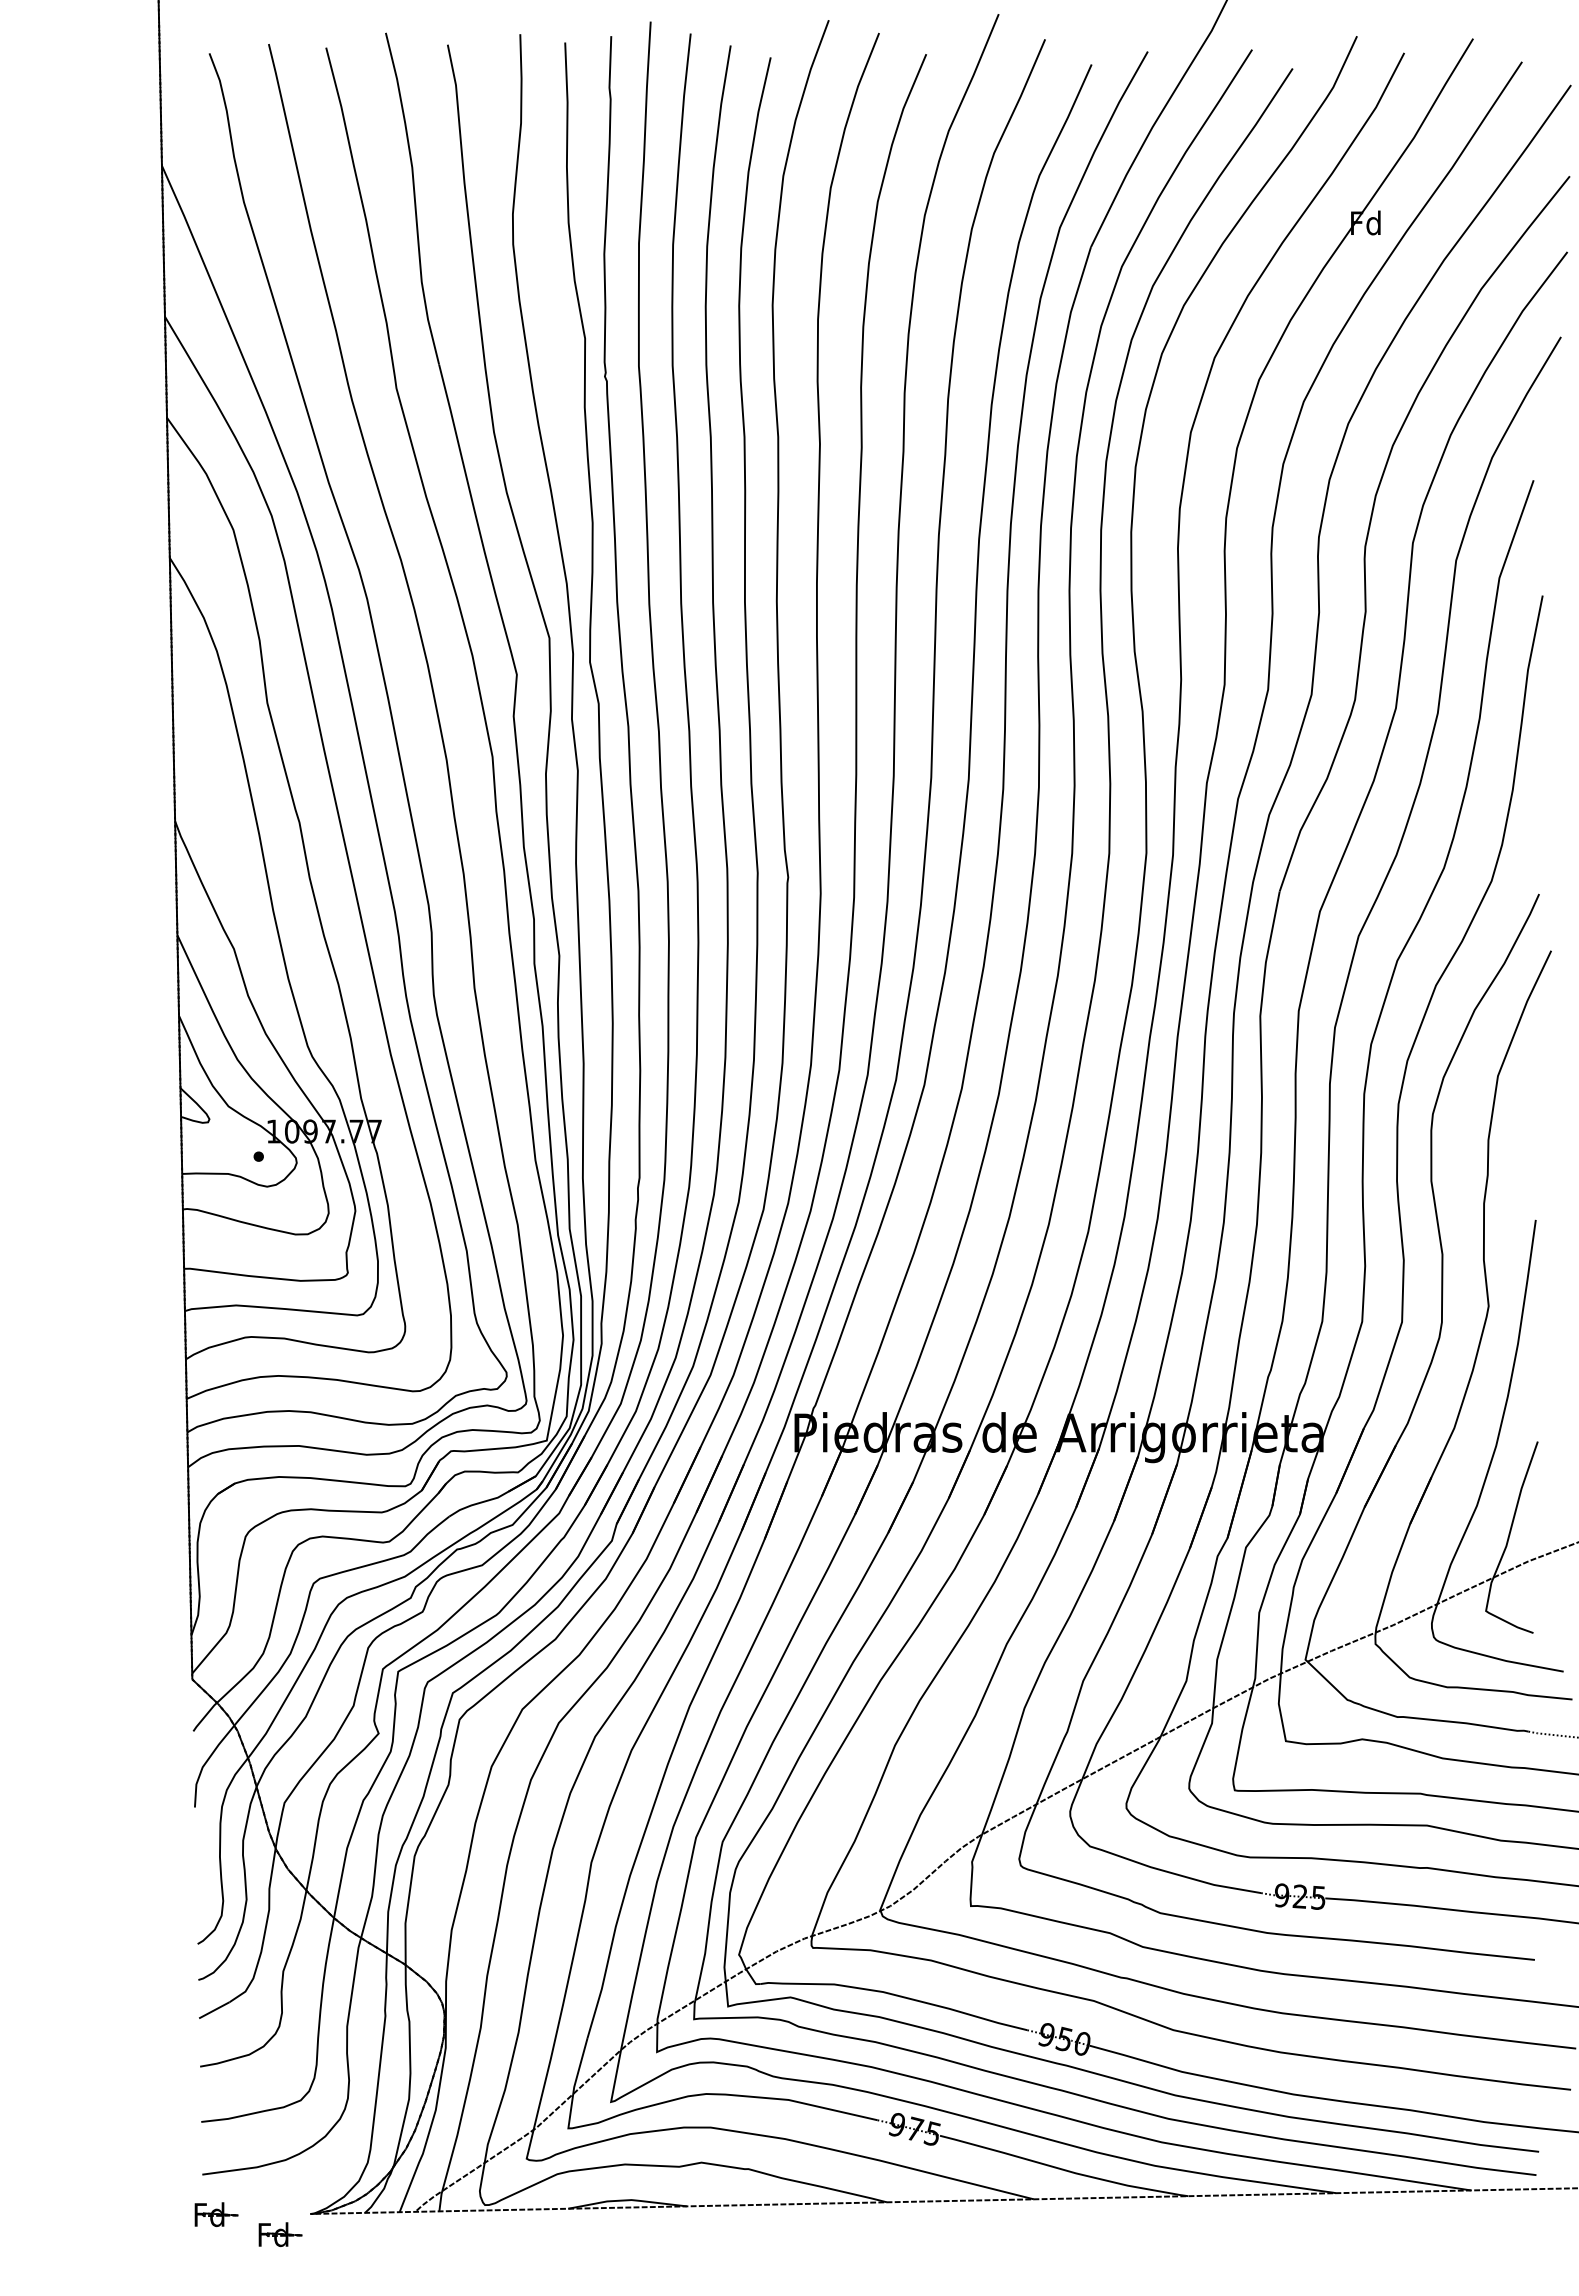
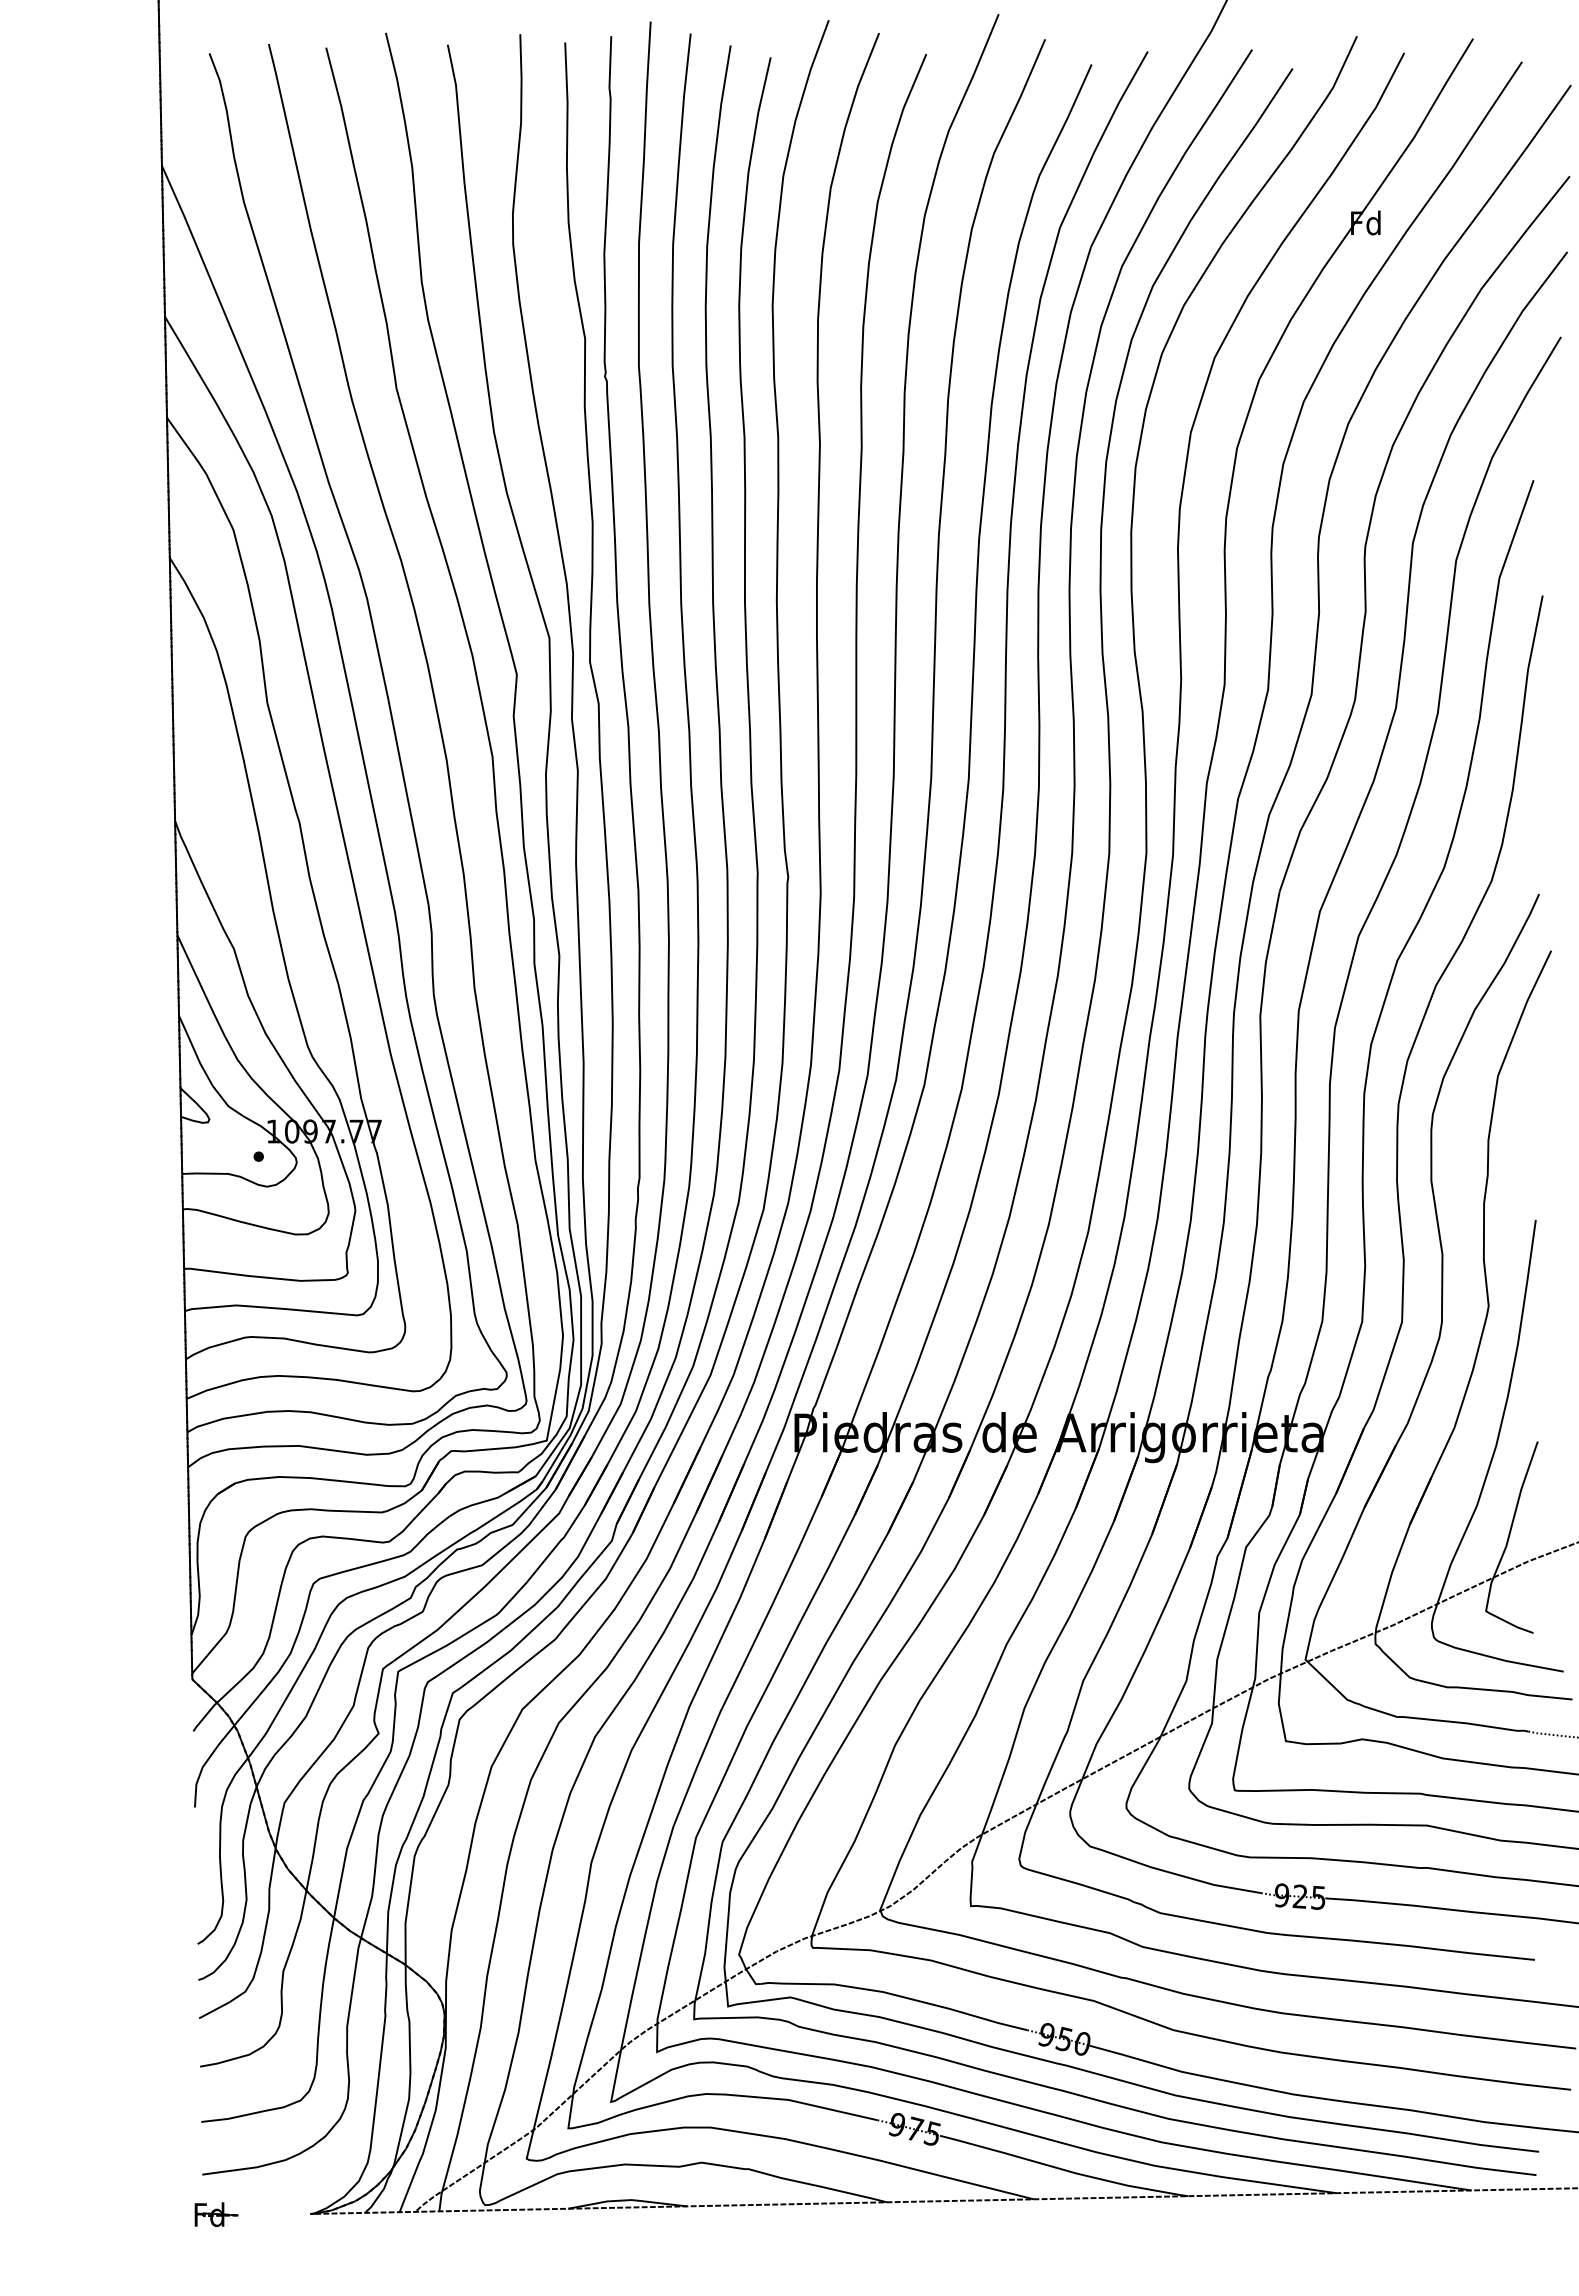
part: present -> none (280, 2234)
